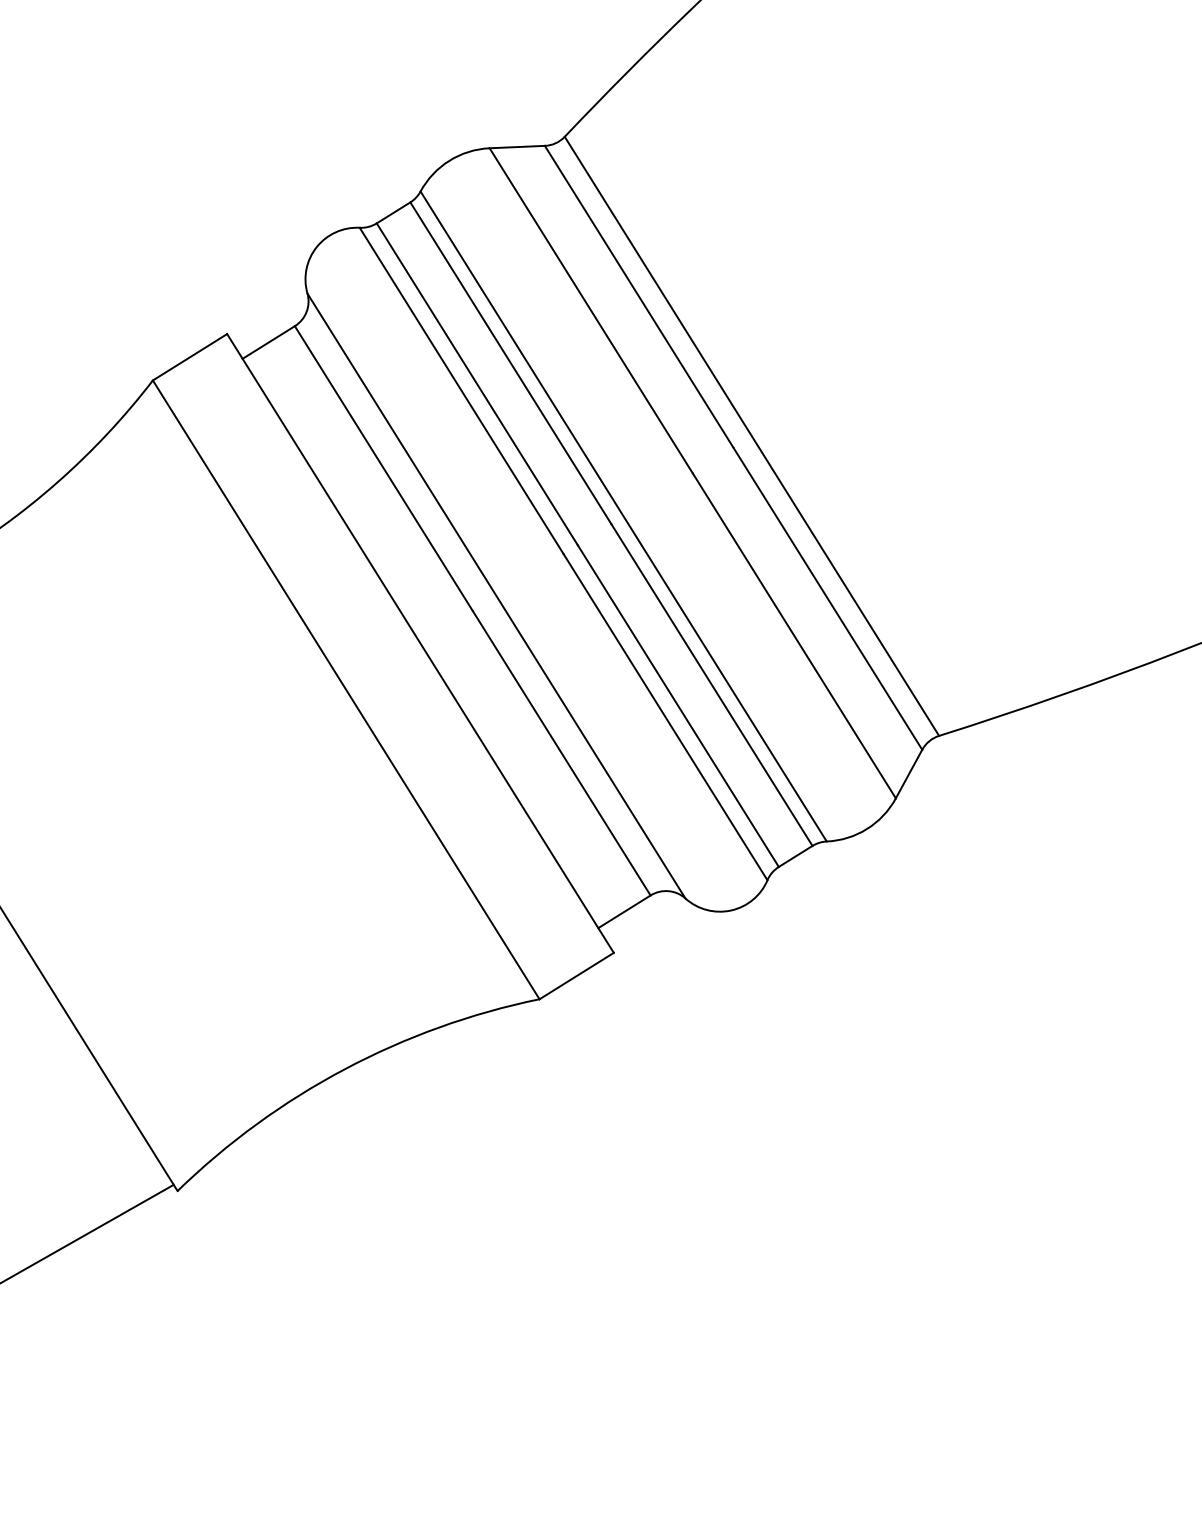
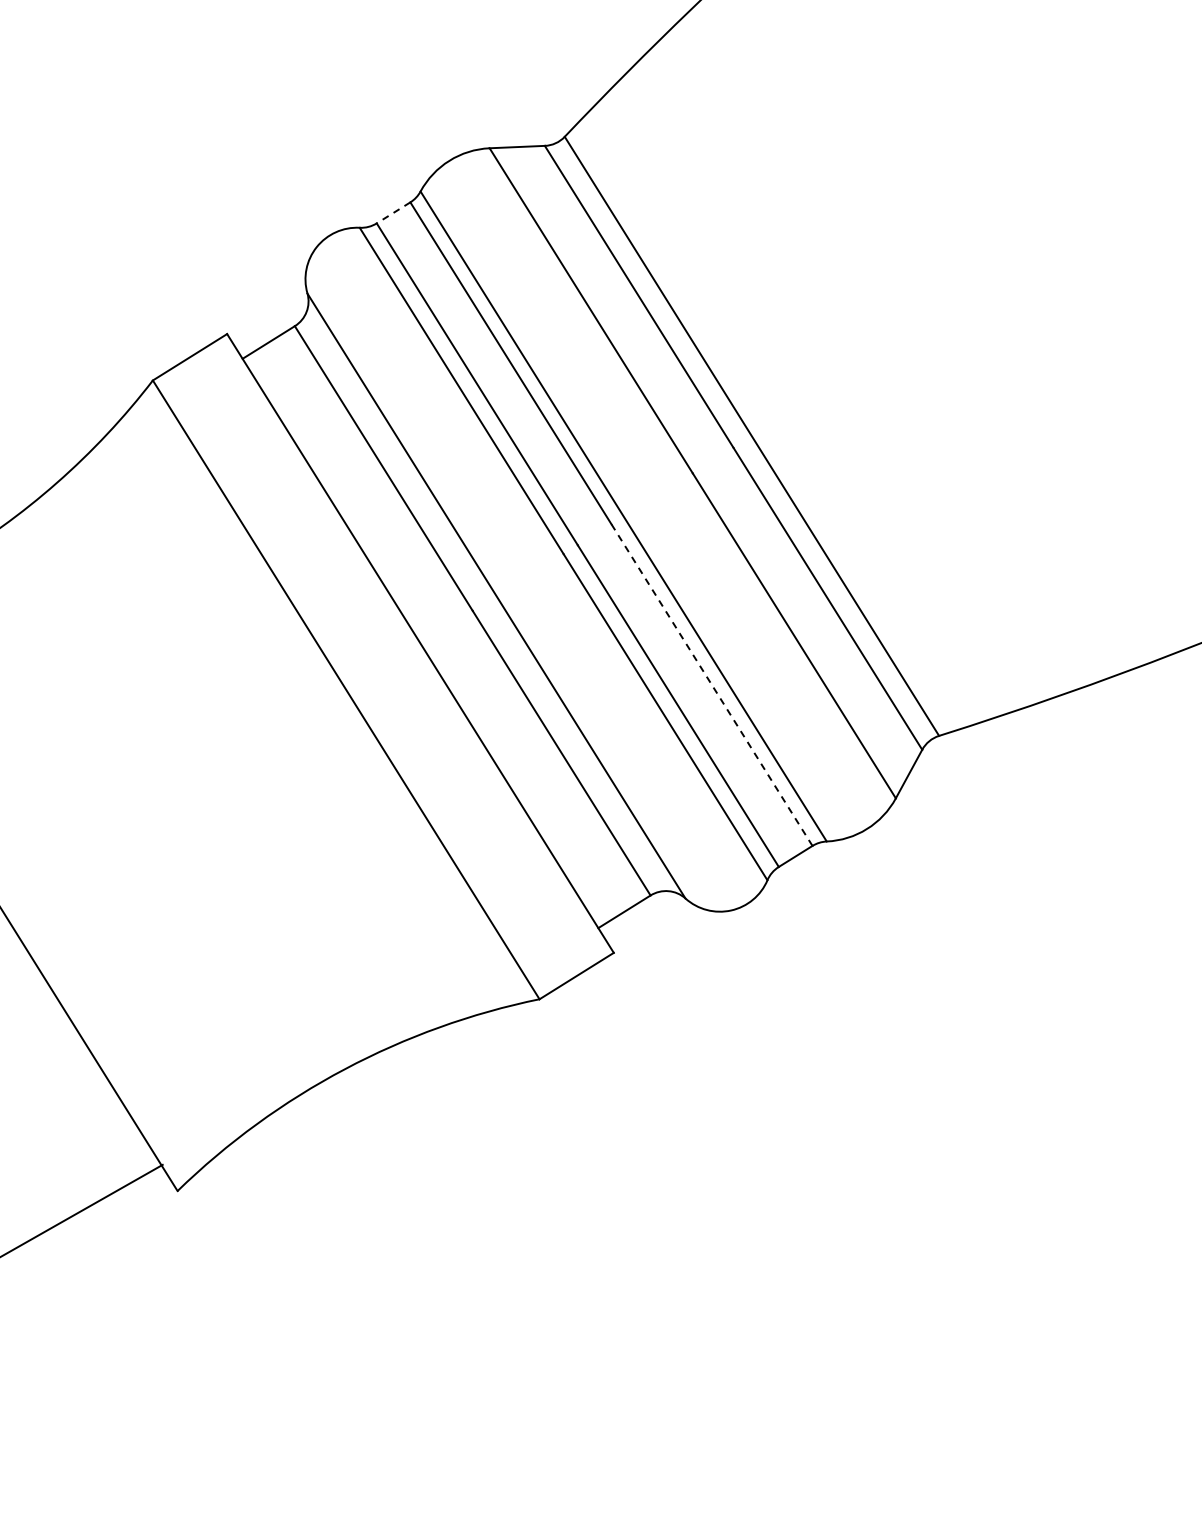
line: solid -> dashed (393, 212)
line: solid -> dashed (711, 685)
line position: (87, 1233) -> (82, 1209) (82, 1209)
